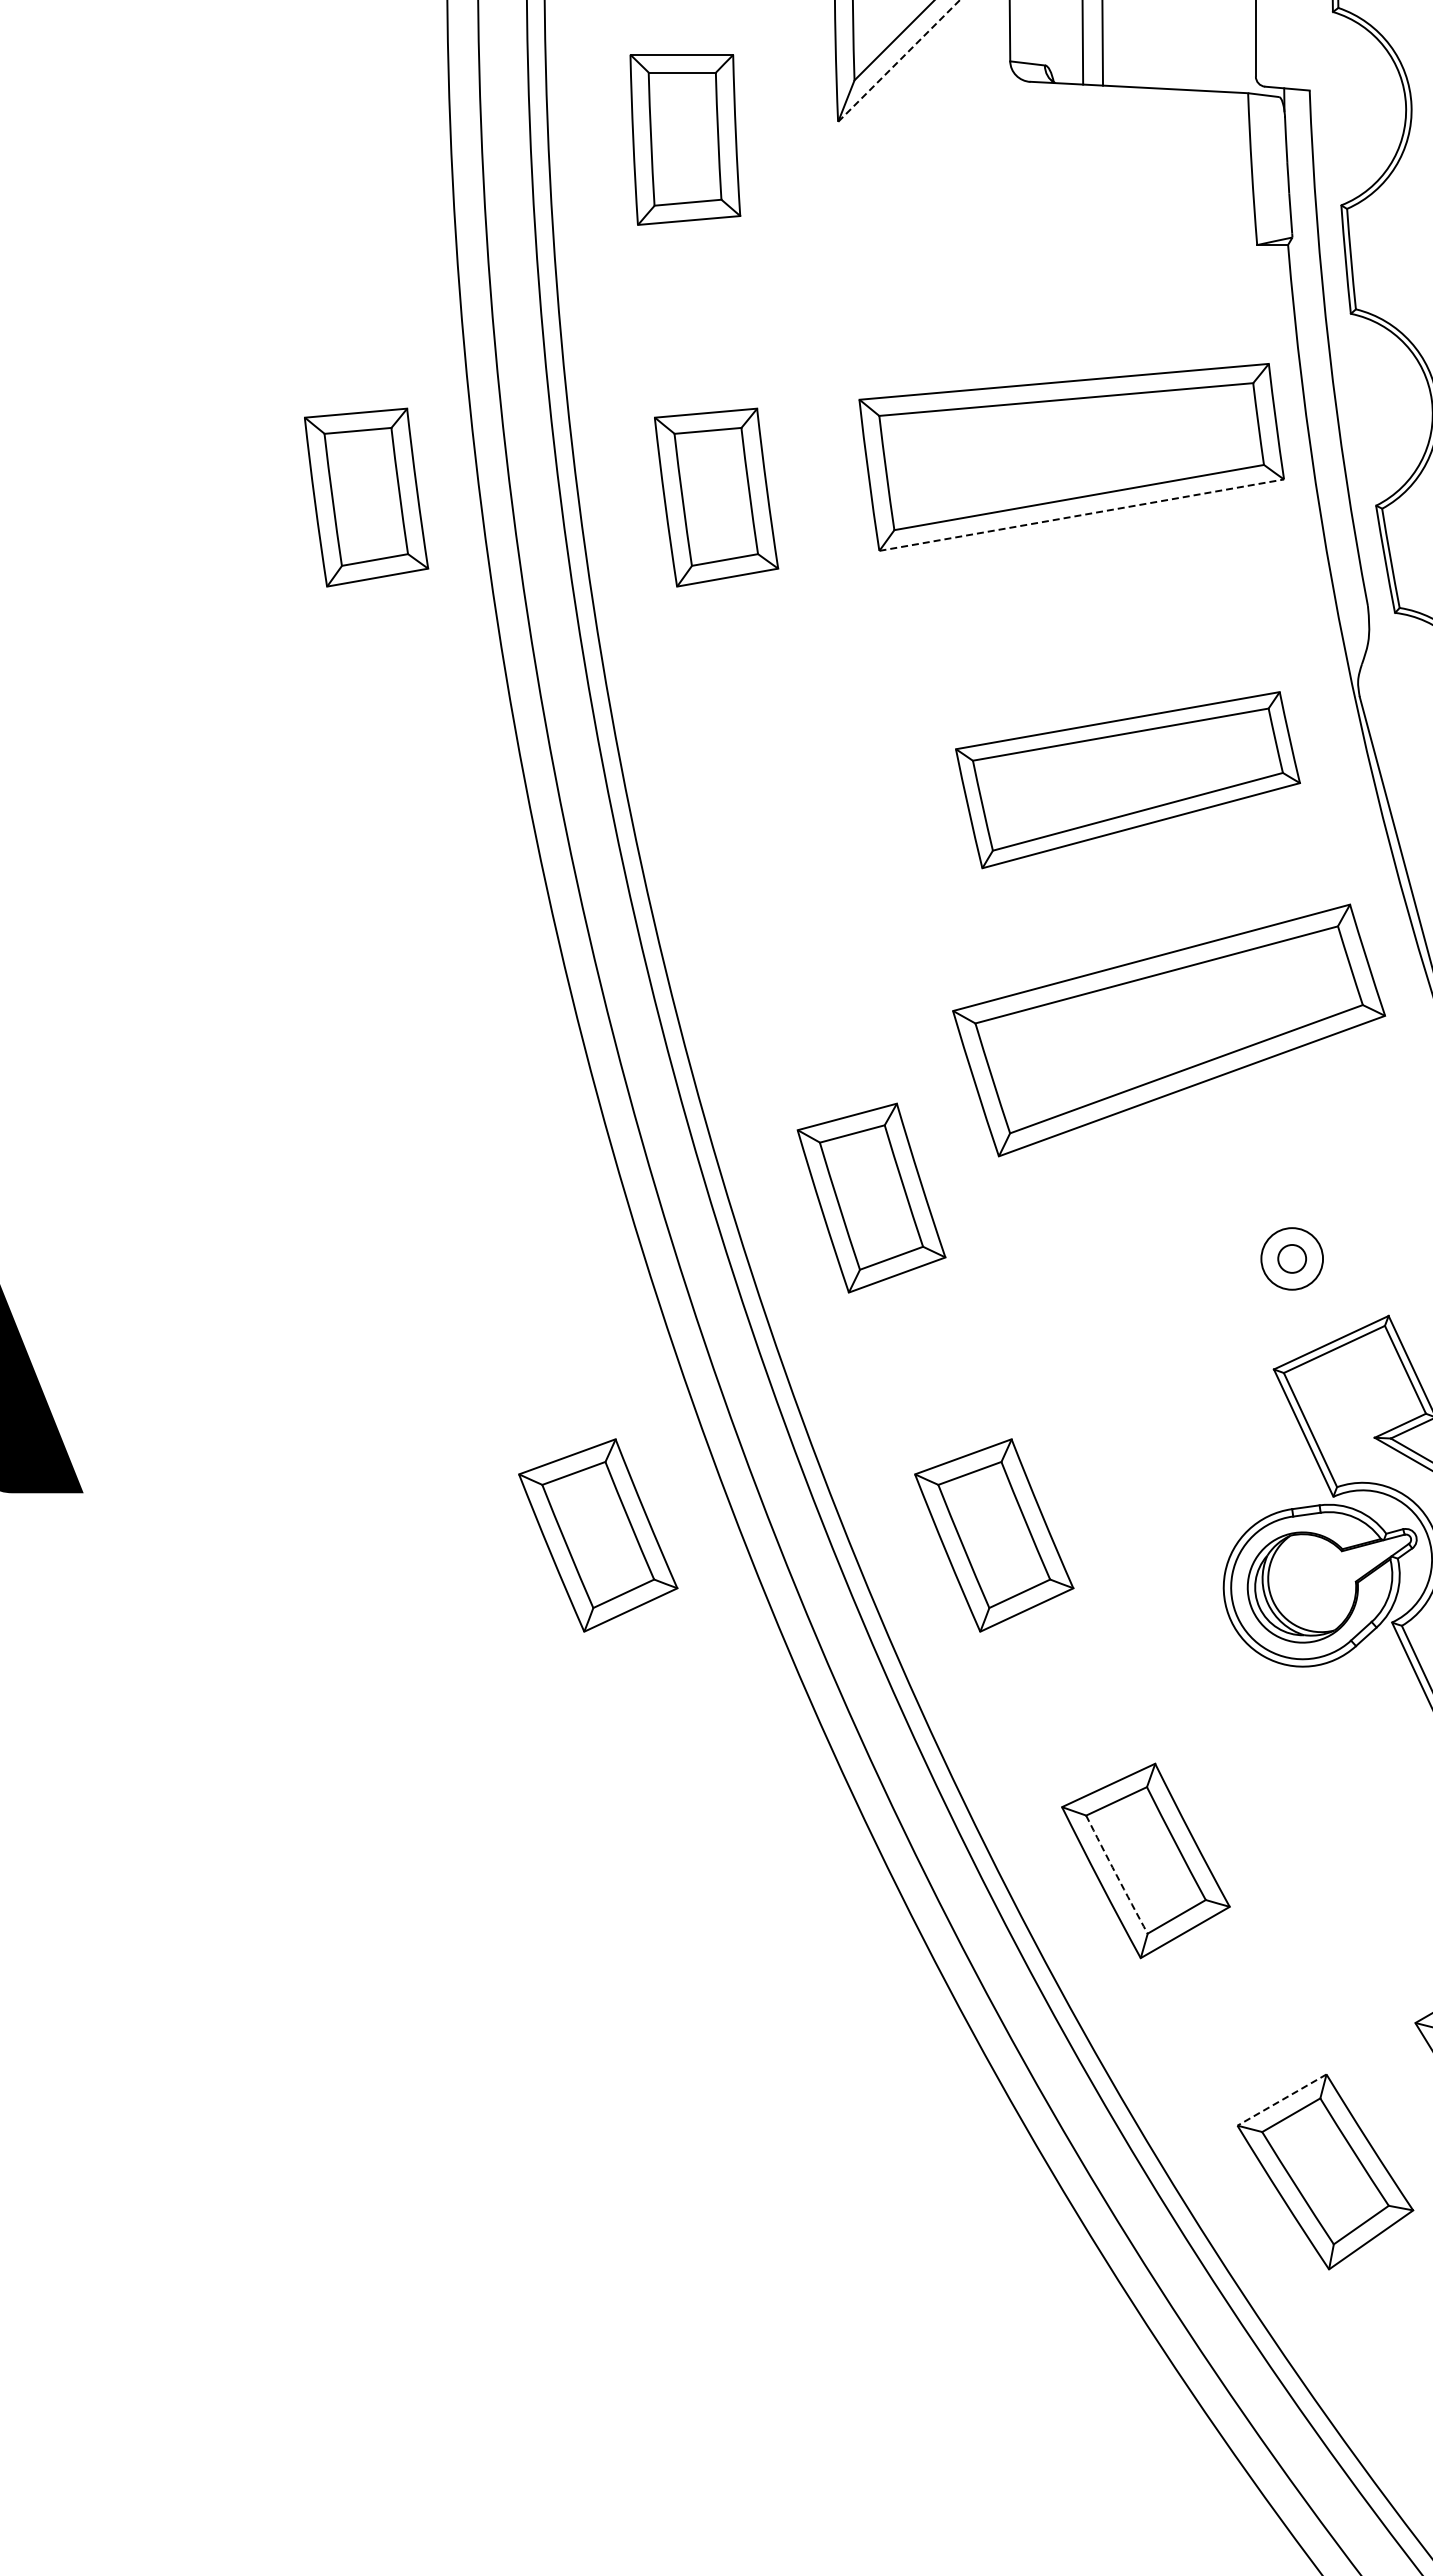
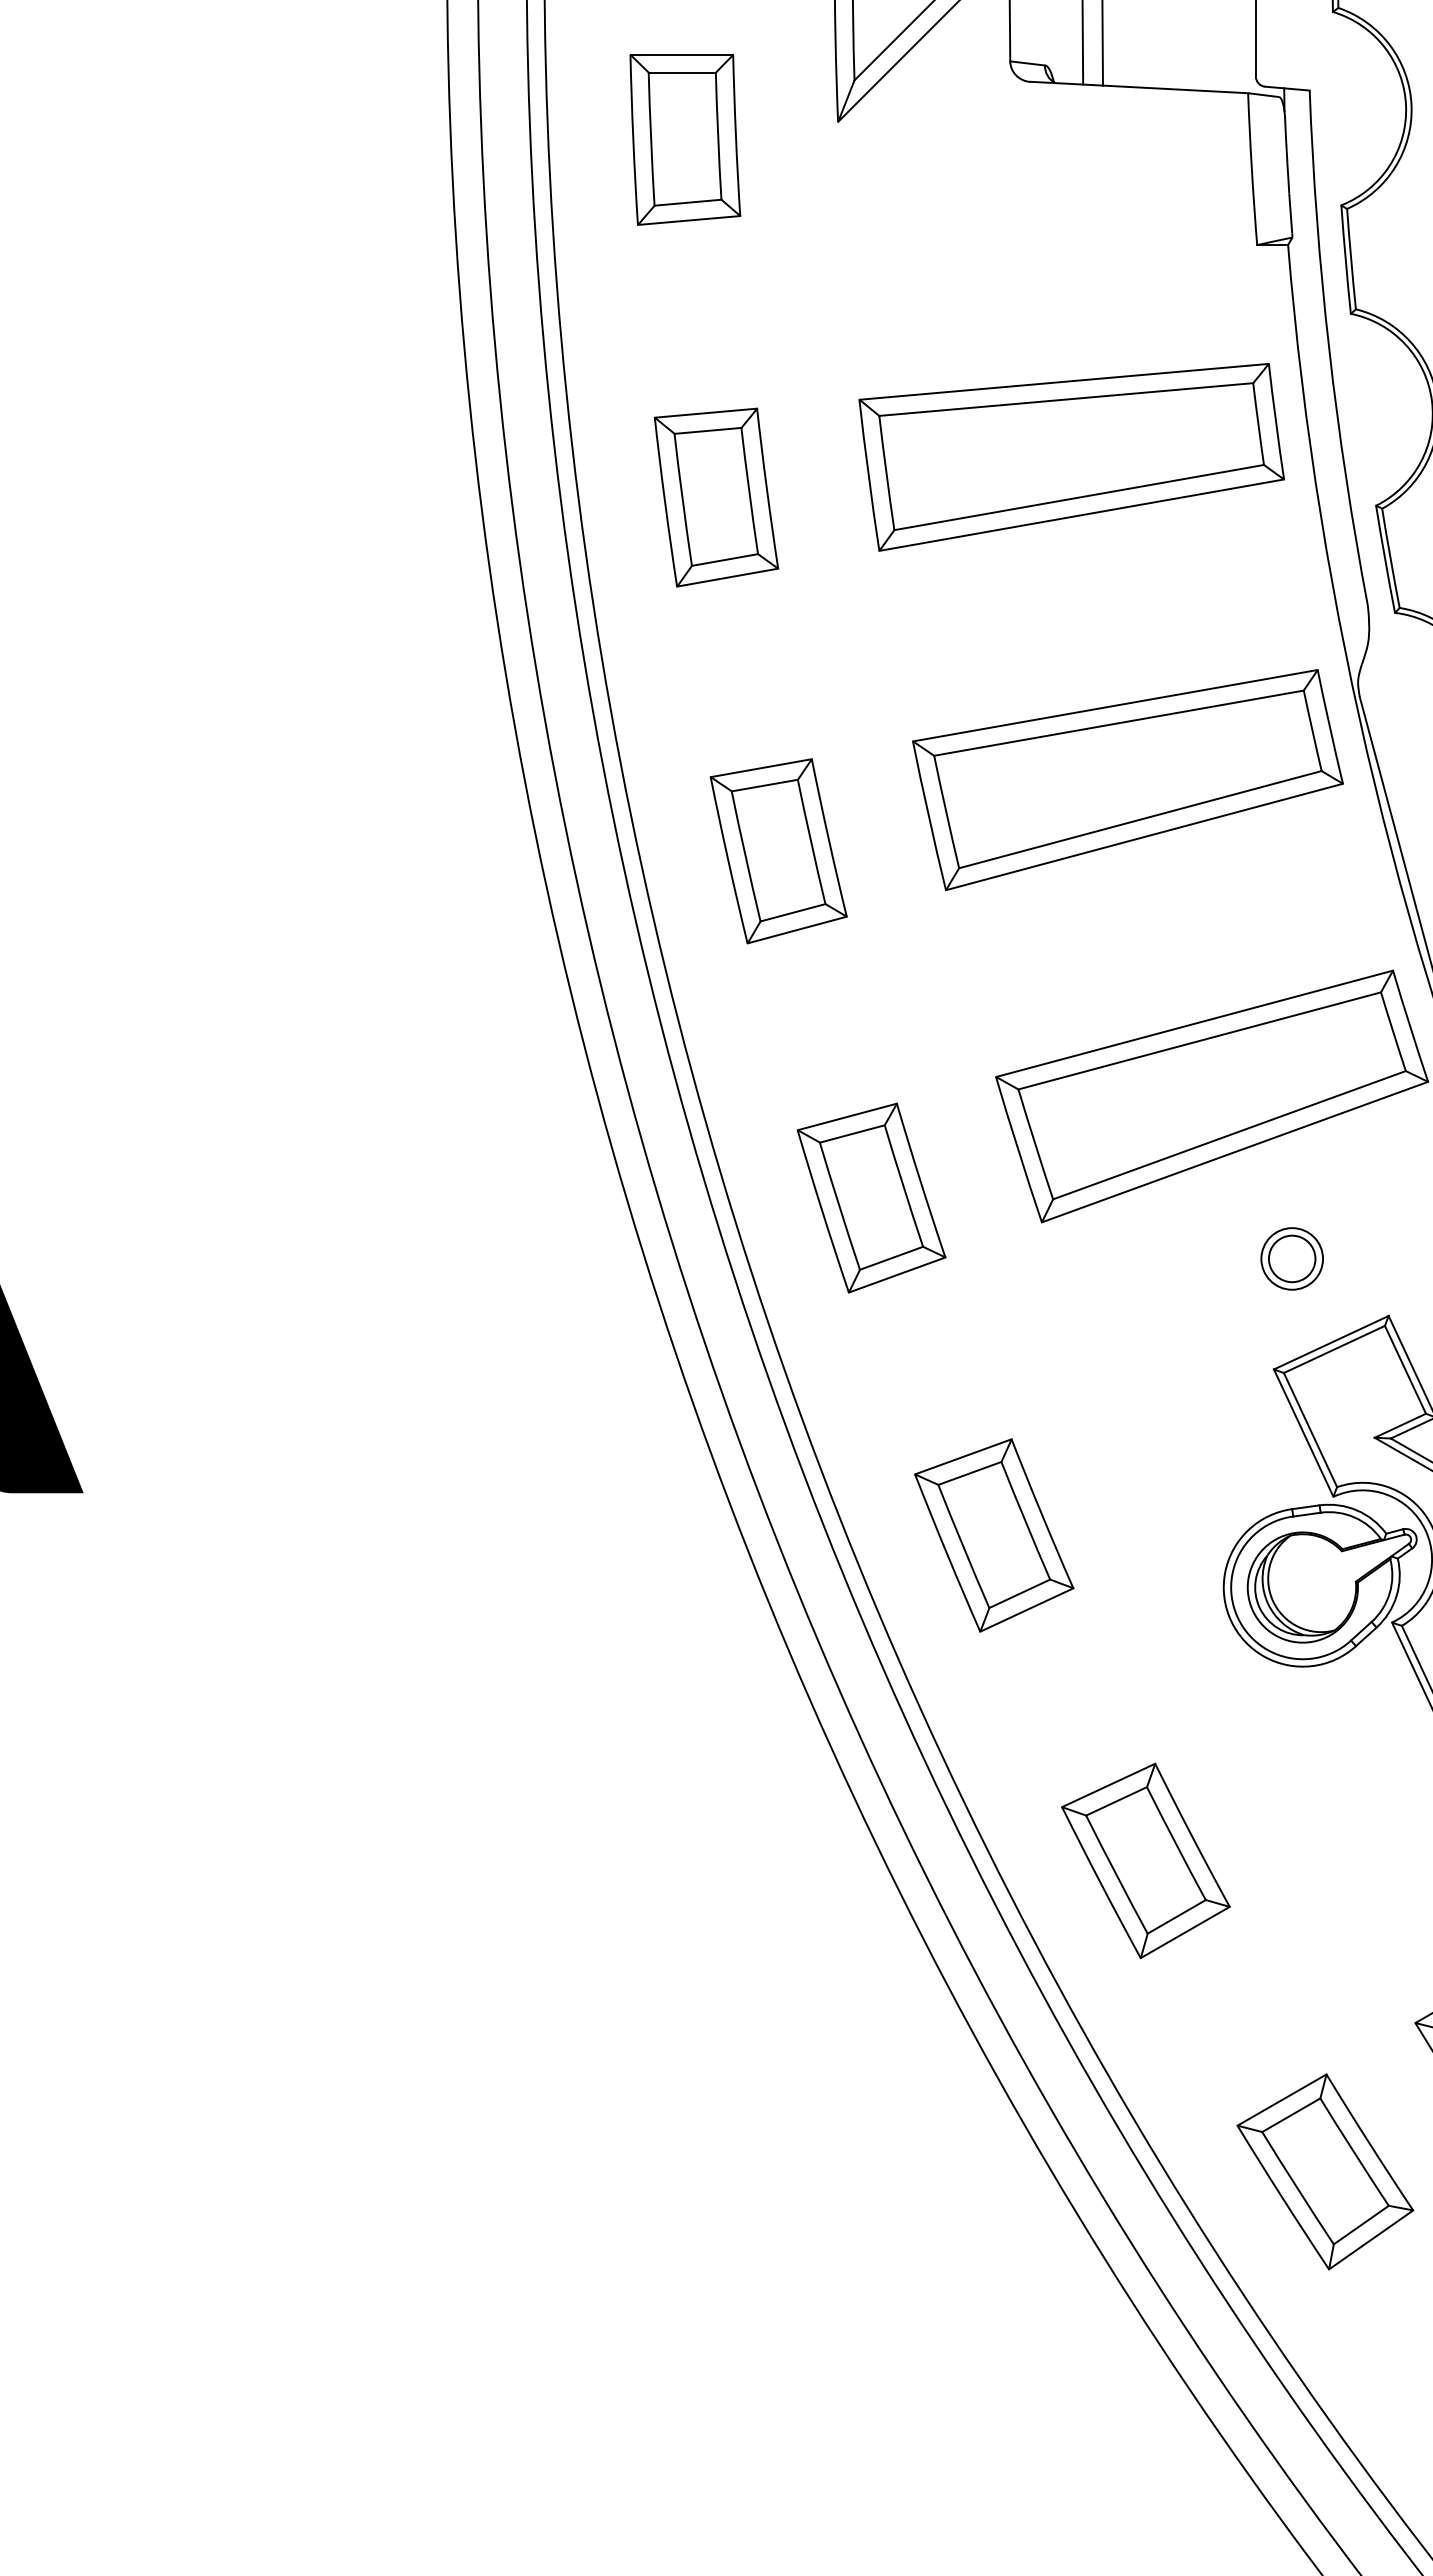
line: dashed -> solid (898, 61)
part: present -> none (366, 497)
line: dashed -> solid (1082, 515)
part size: 346x179 px -> 432x223 px (1127, 780)
part: none -> present (778, 851)
part position: (1169, 1030) -> (1212, 1096) (1212, 1096)
circle diameter: 28 px -> 47 px (1291, 1258)
part: present -> none (598, 1535)
arc: dashed -> solid (1116, 1874)
line: dashed -> solid (1281, 2100)
